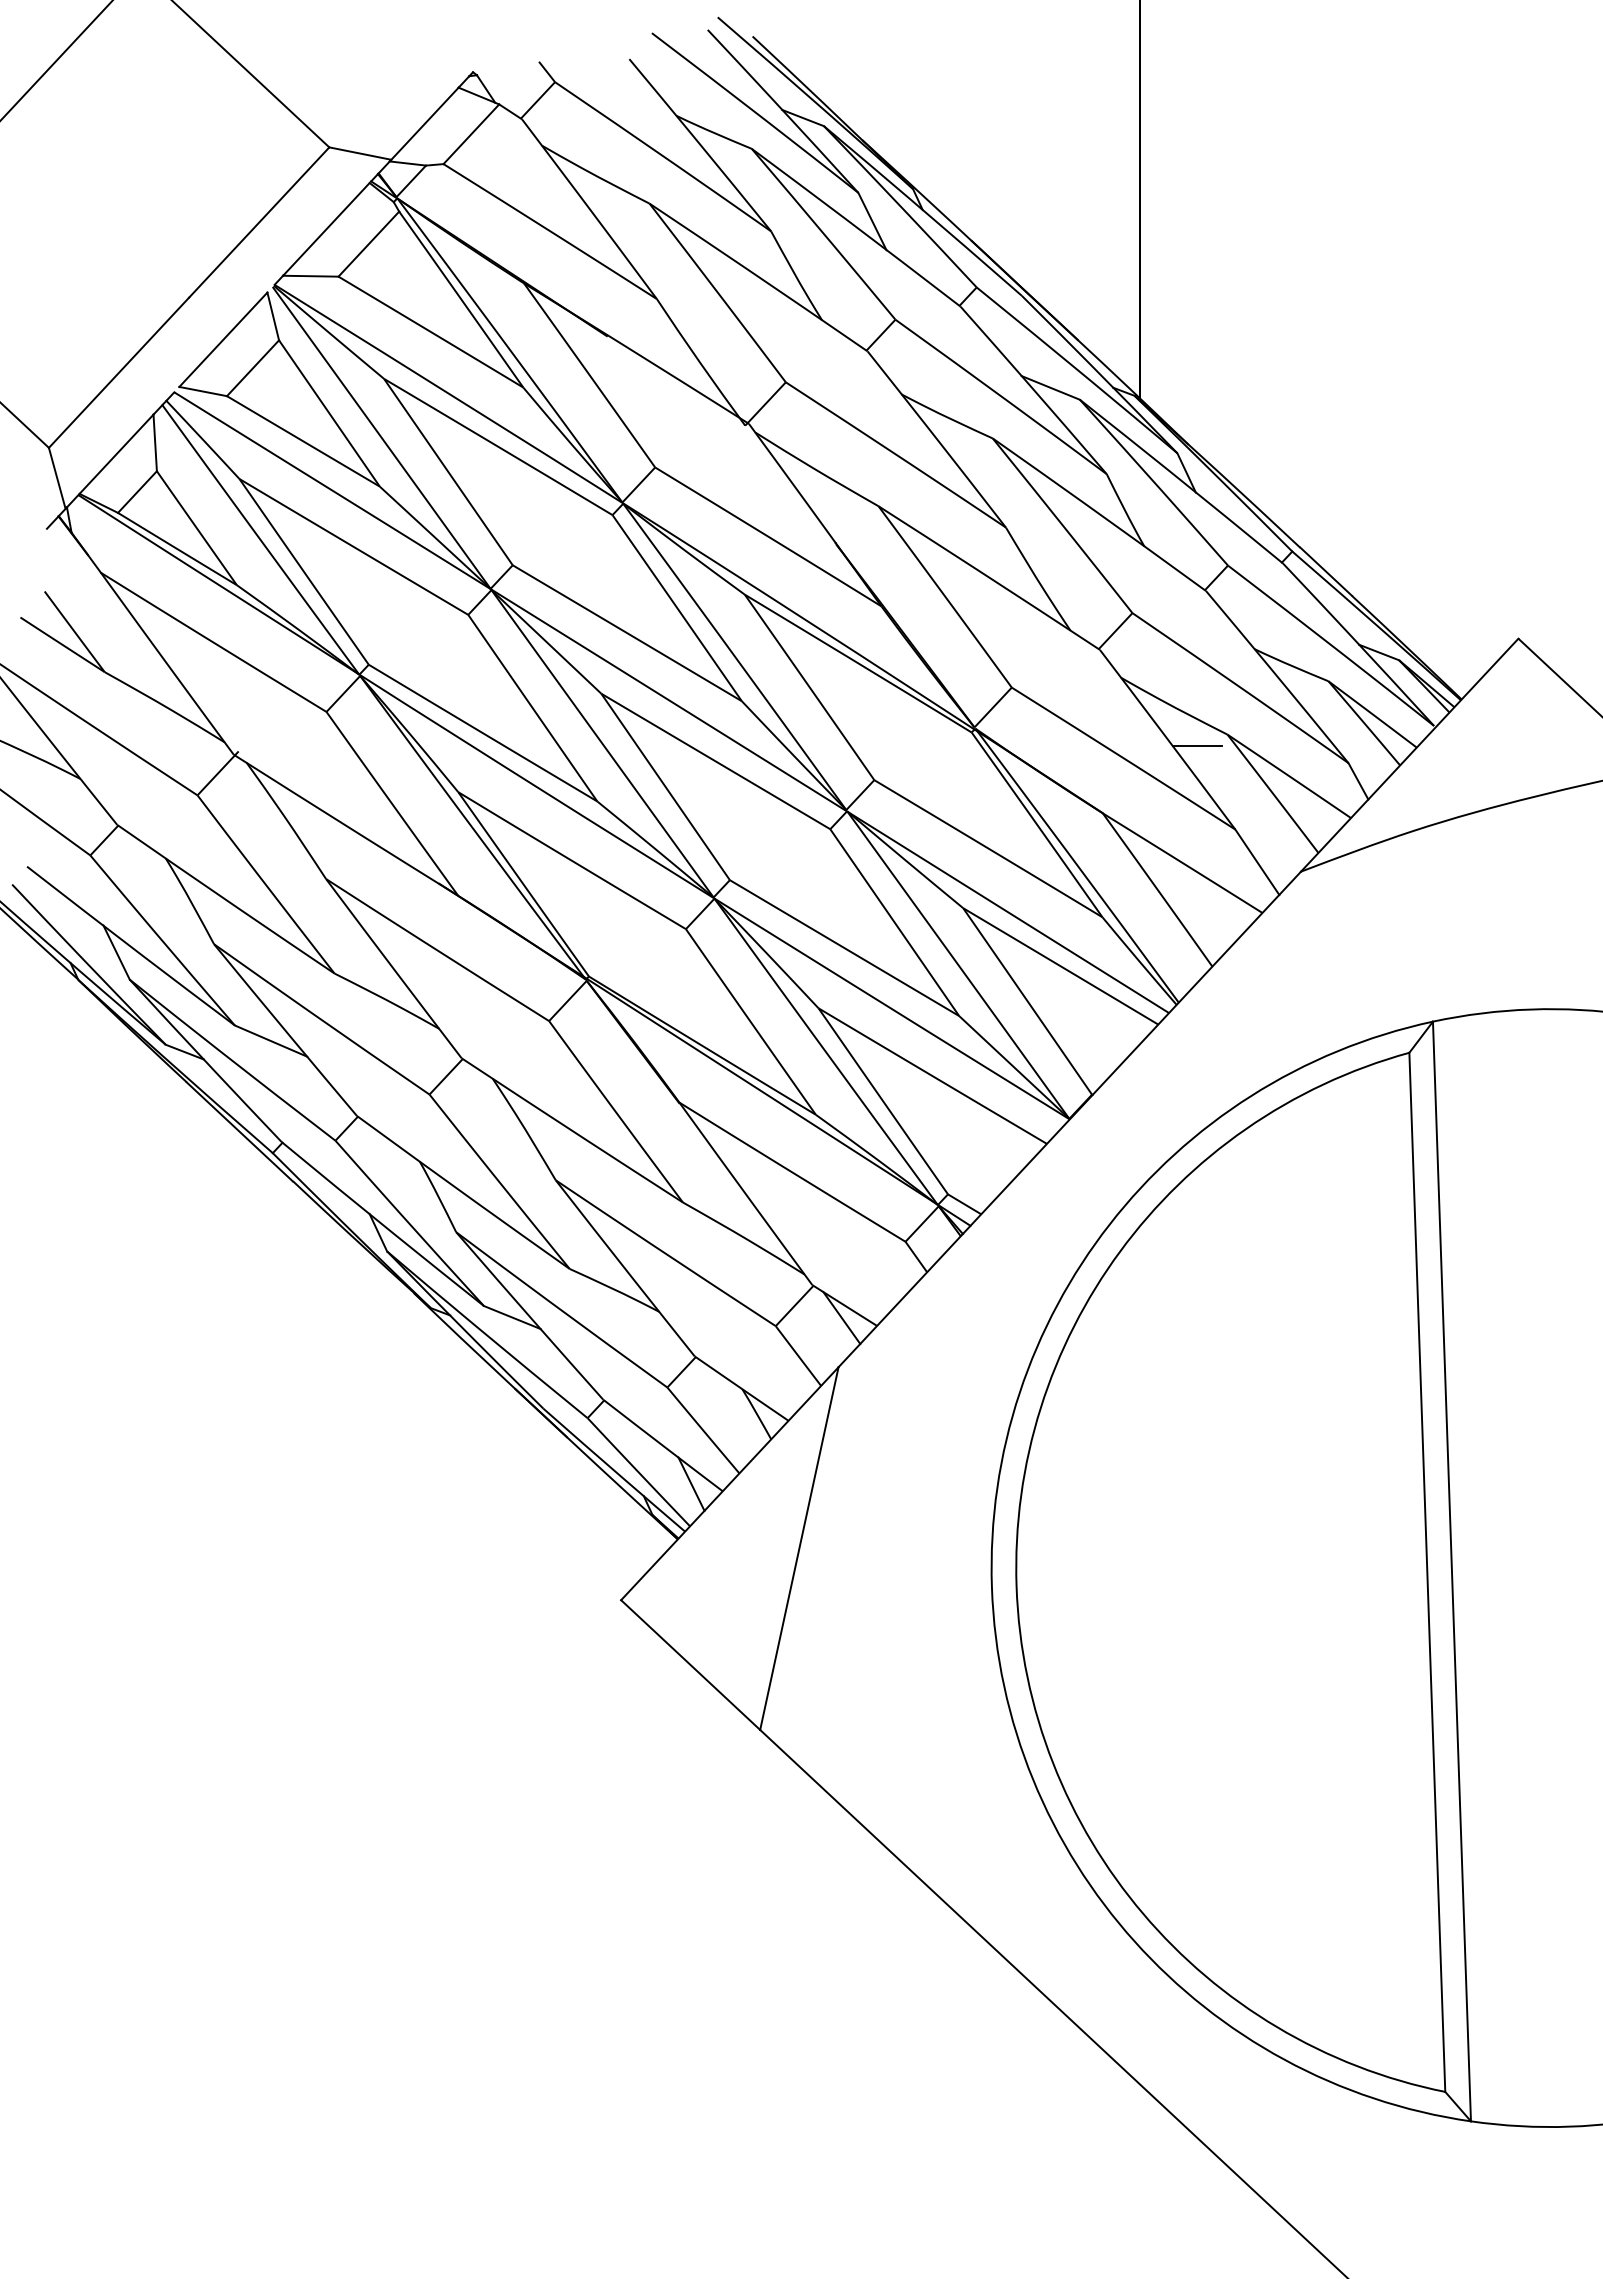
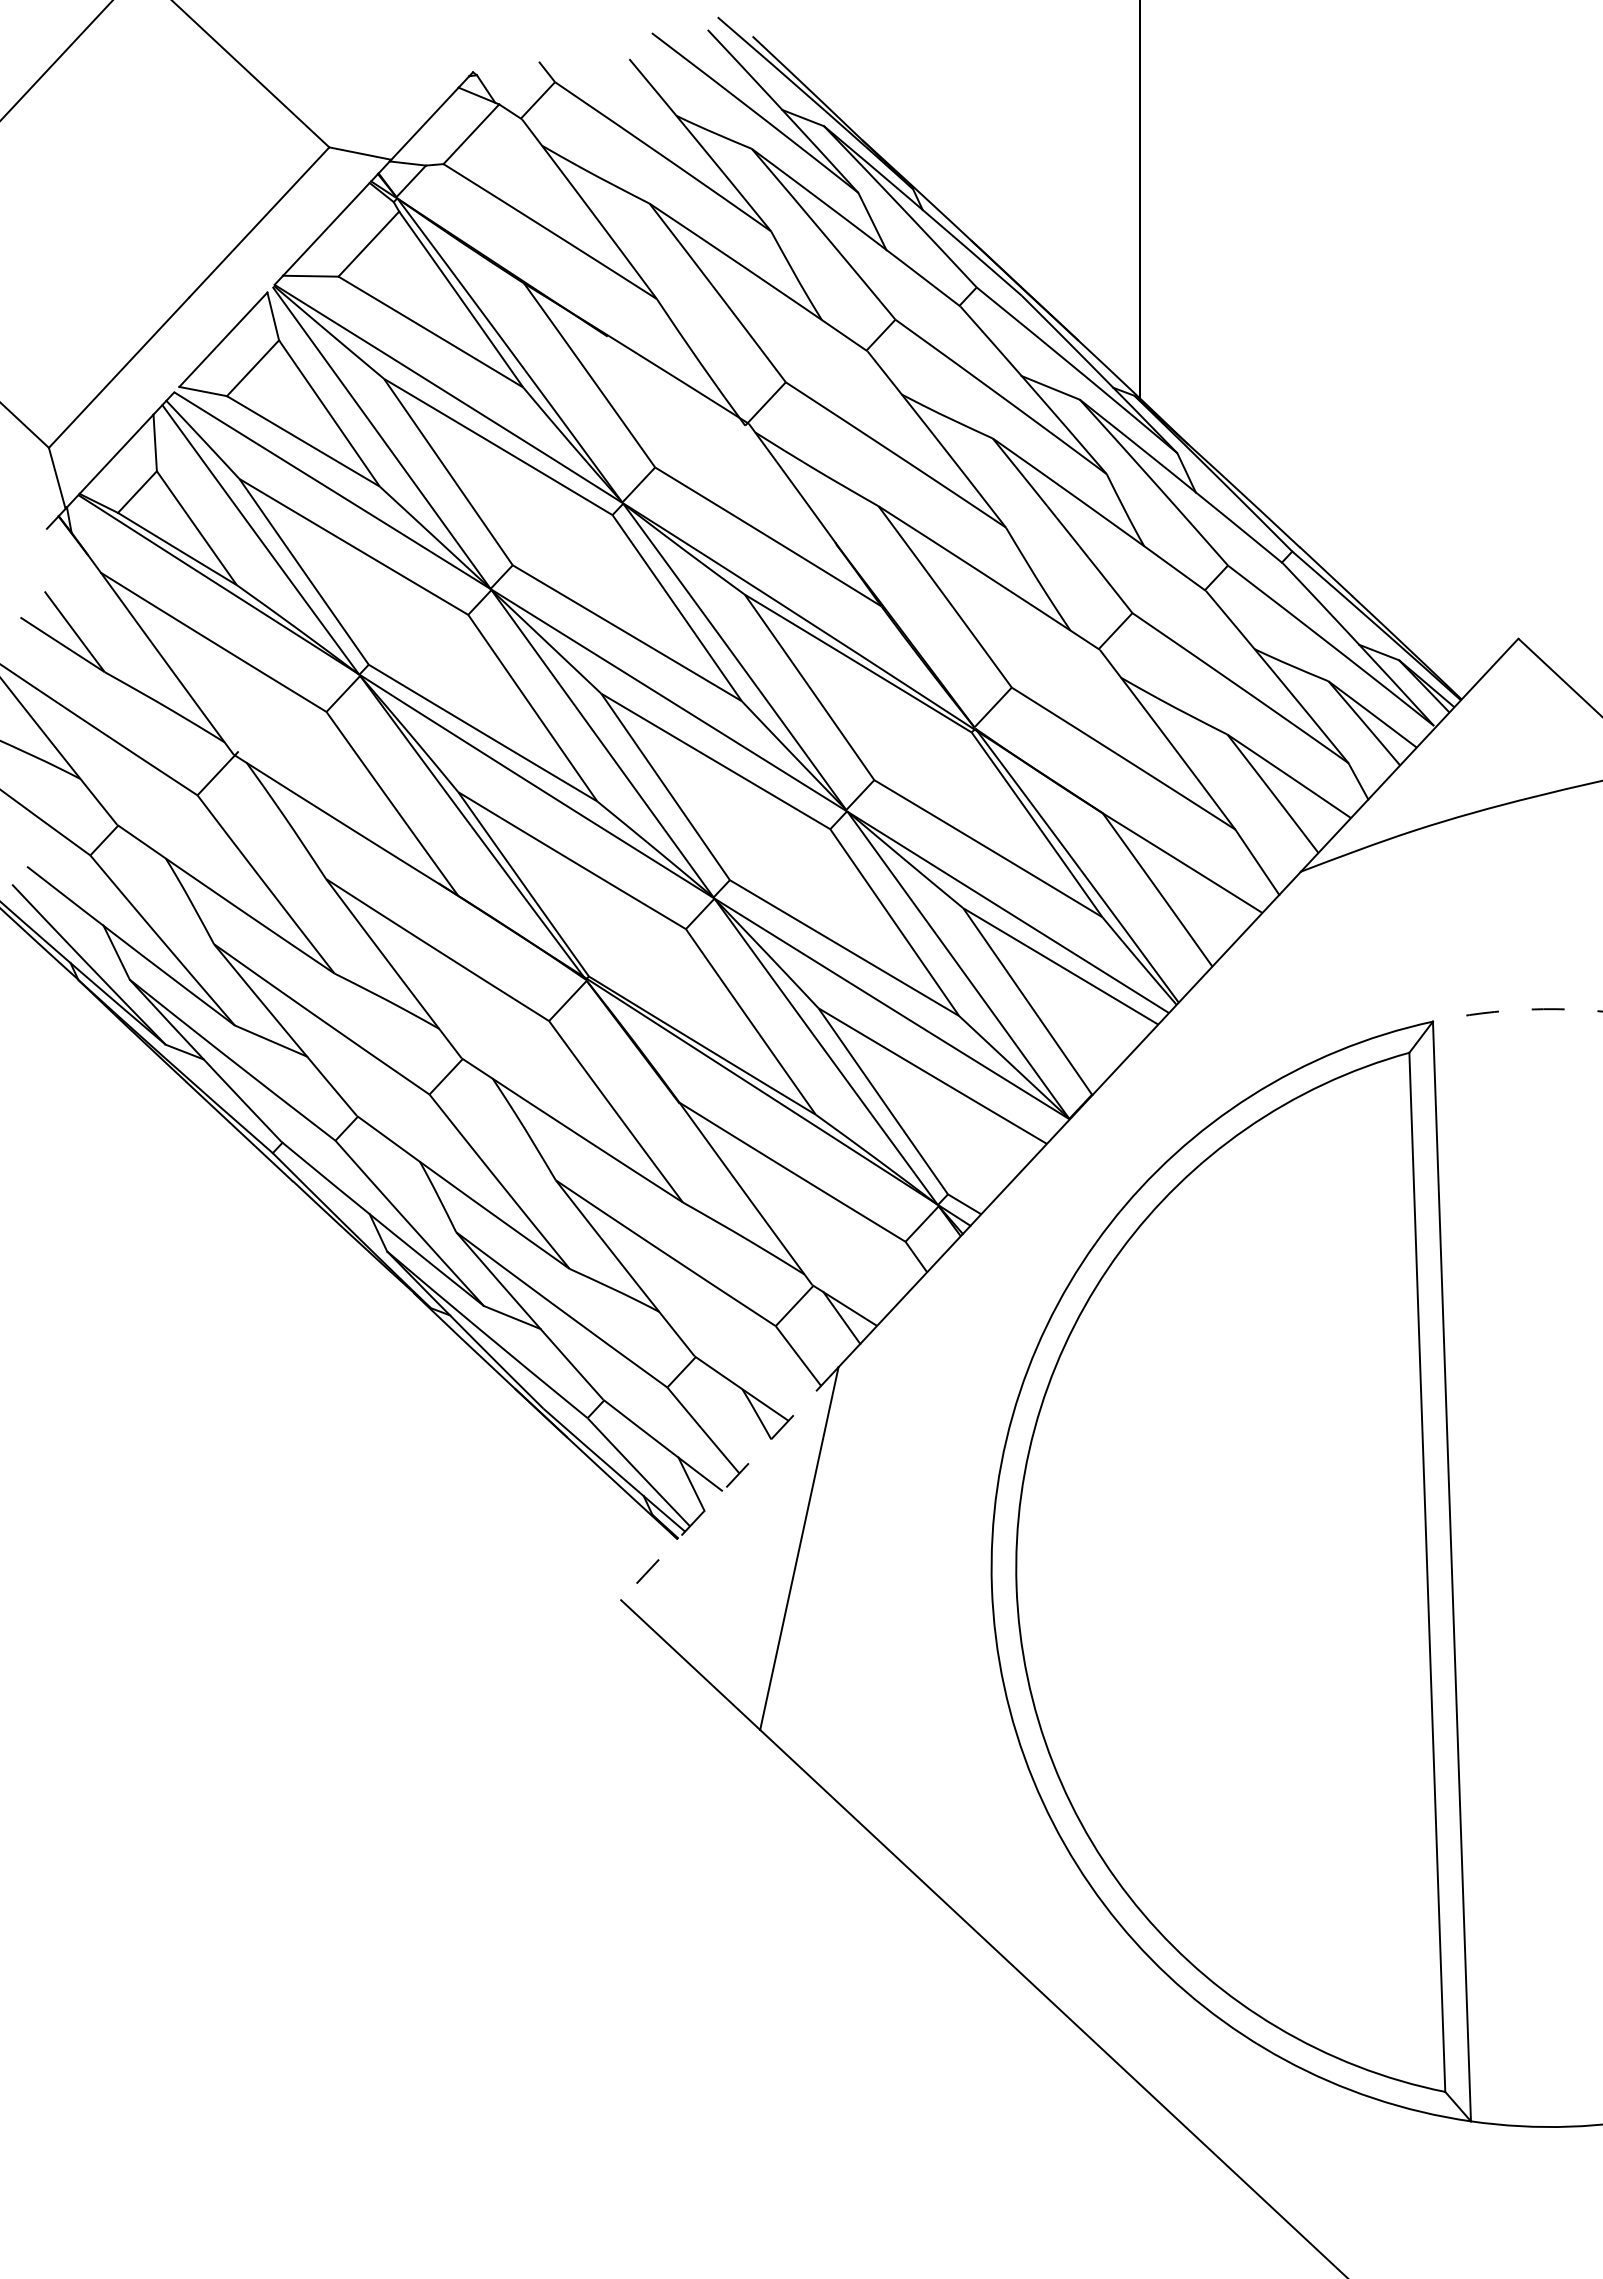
line: present -> none (1196, 746)
arc: solid -> dashed (1517, 1010)
line: solid -> dashed (729, 1484)
